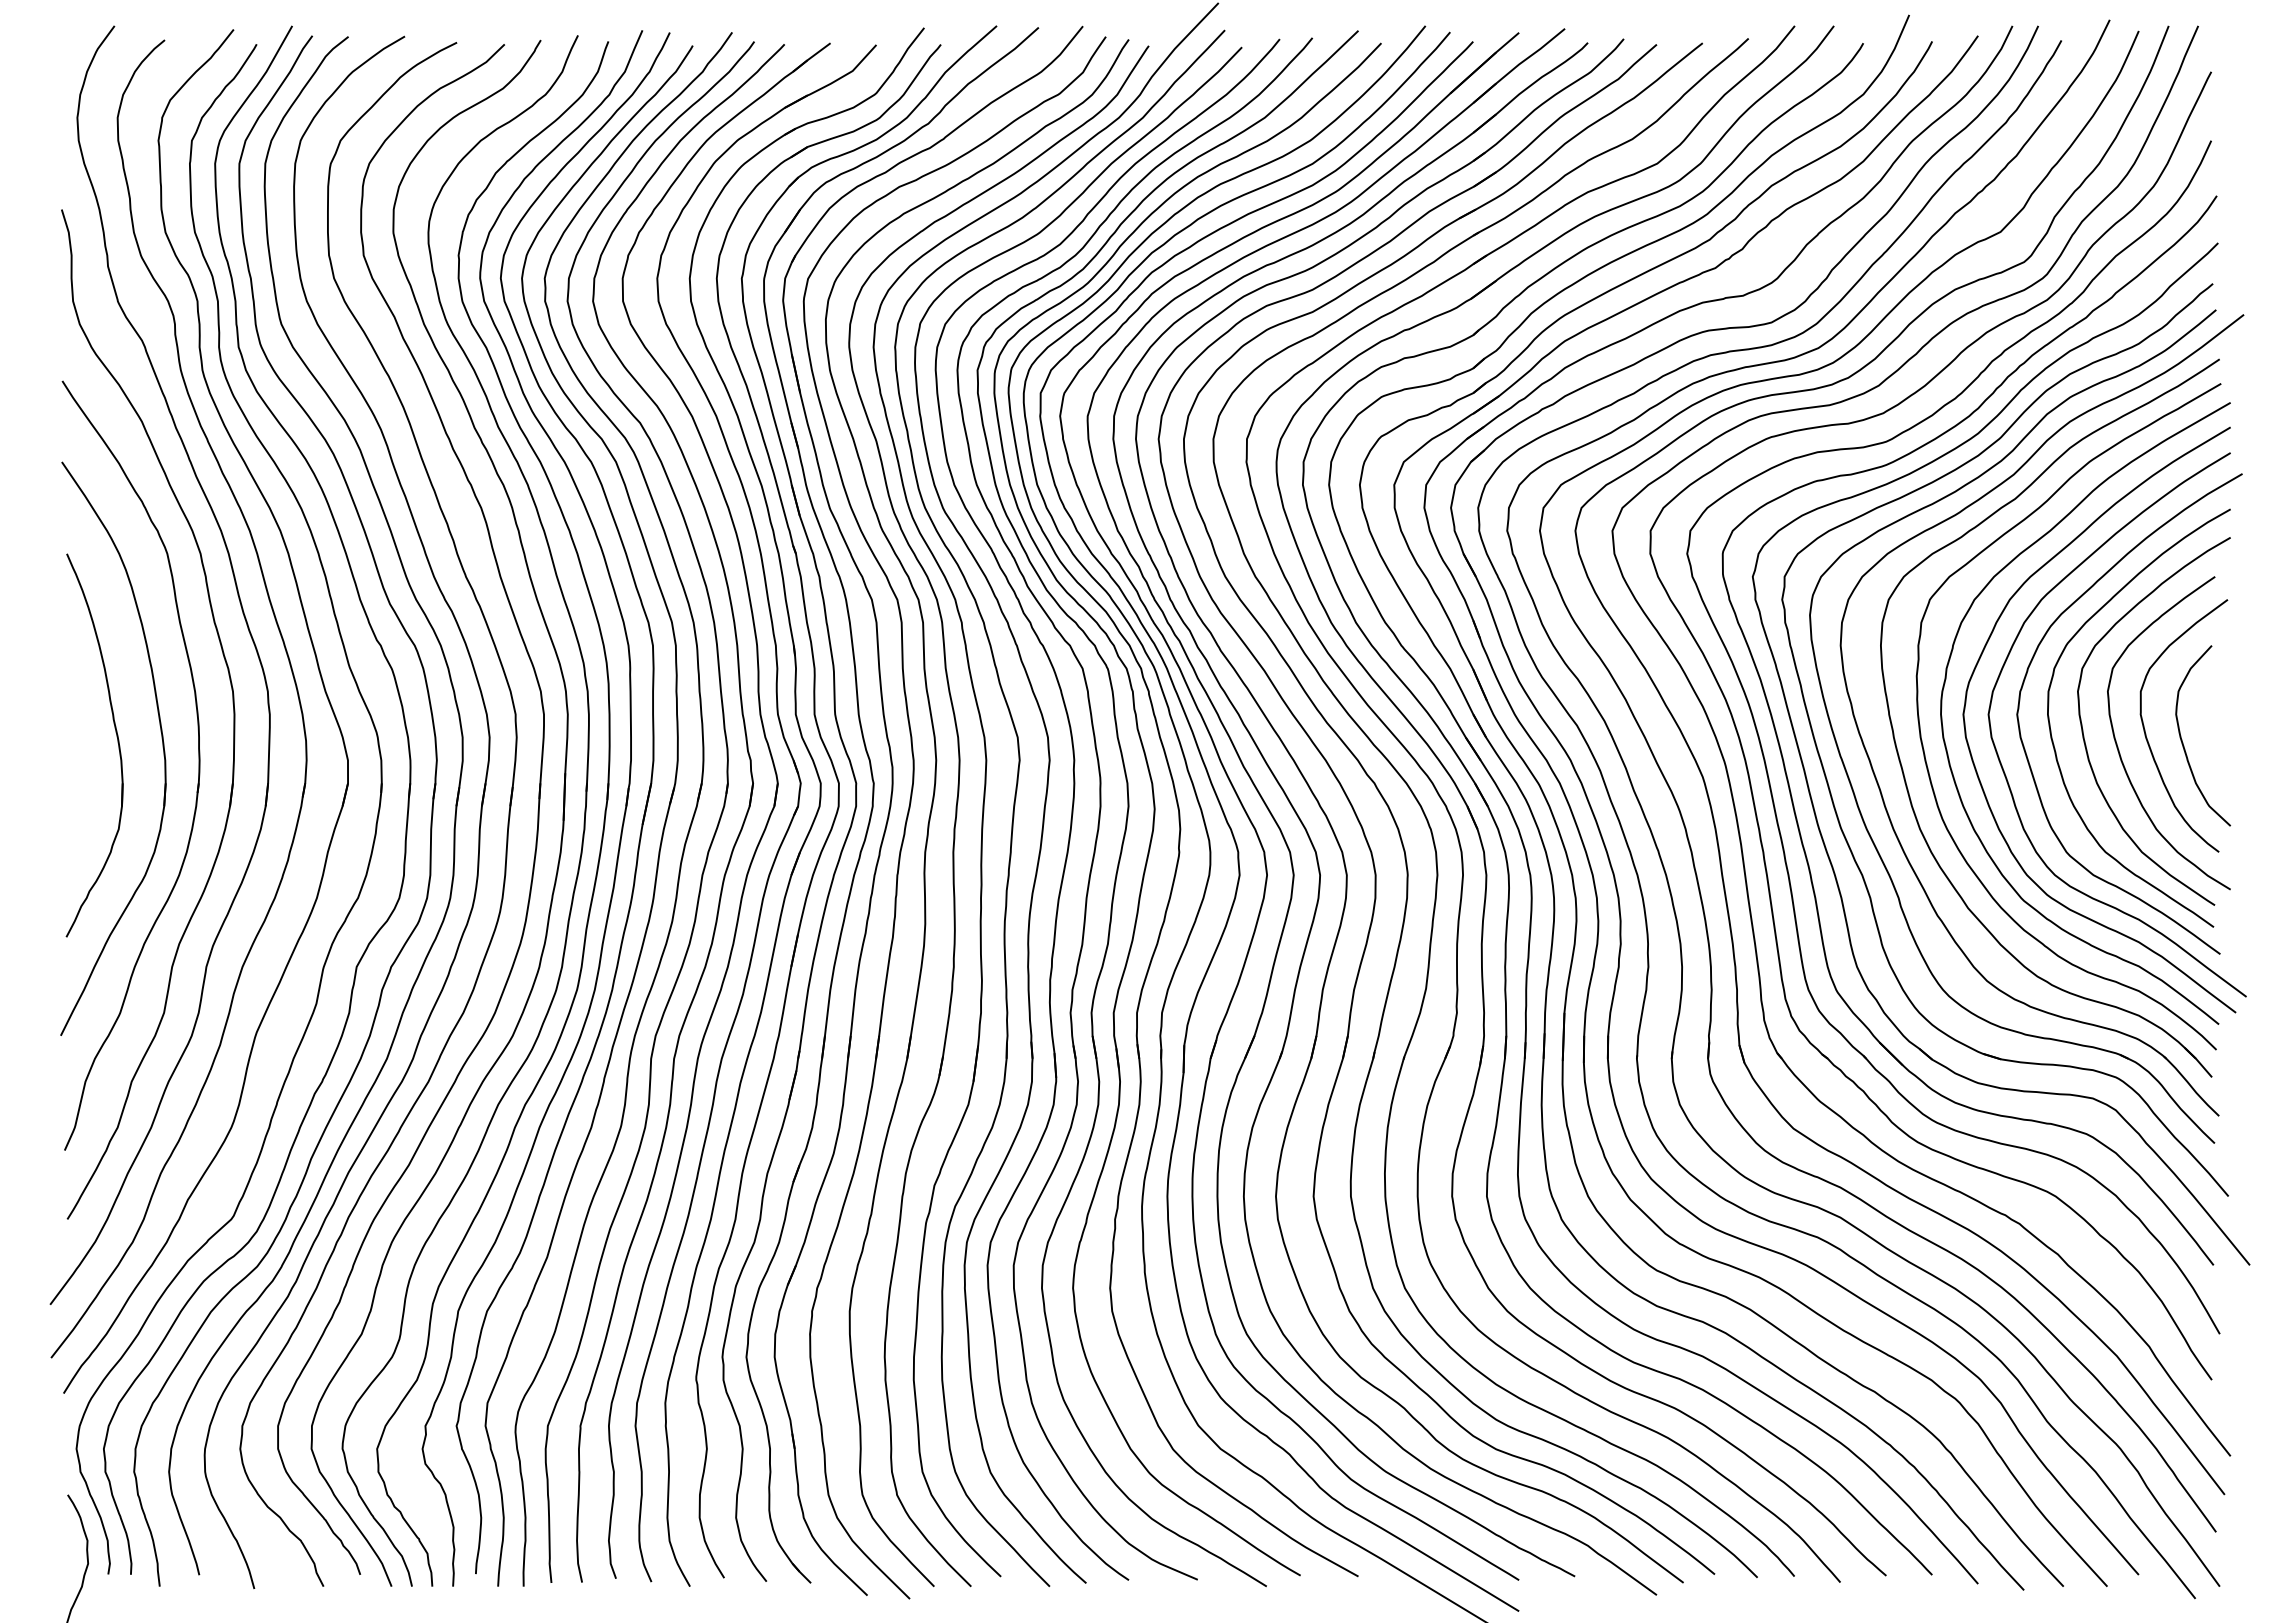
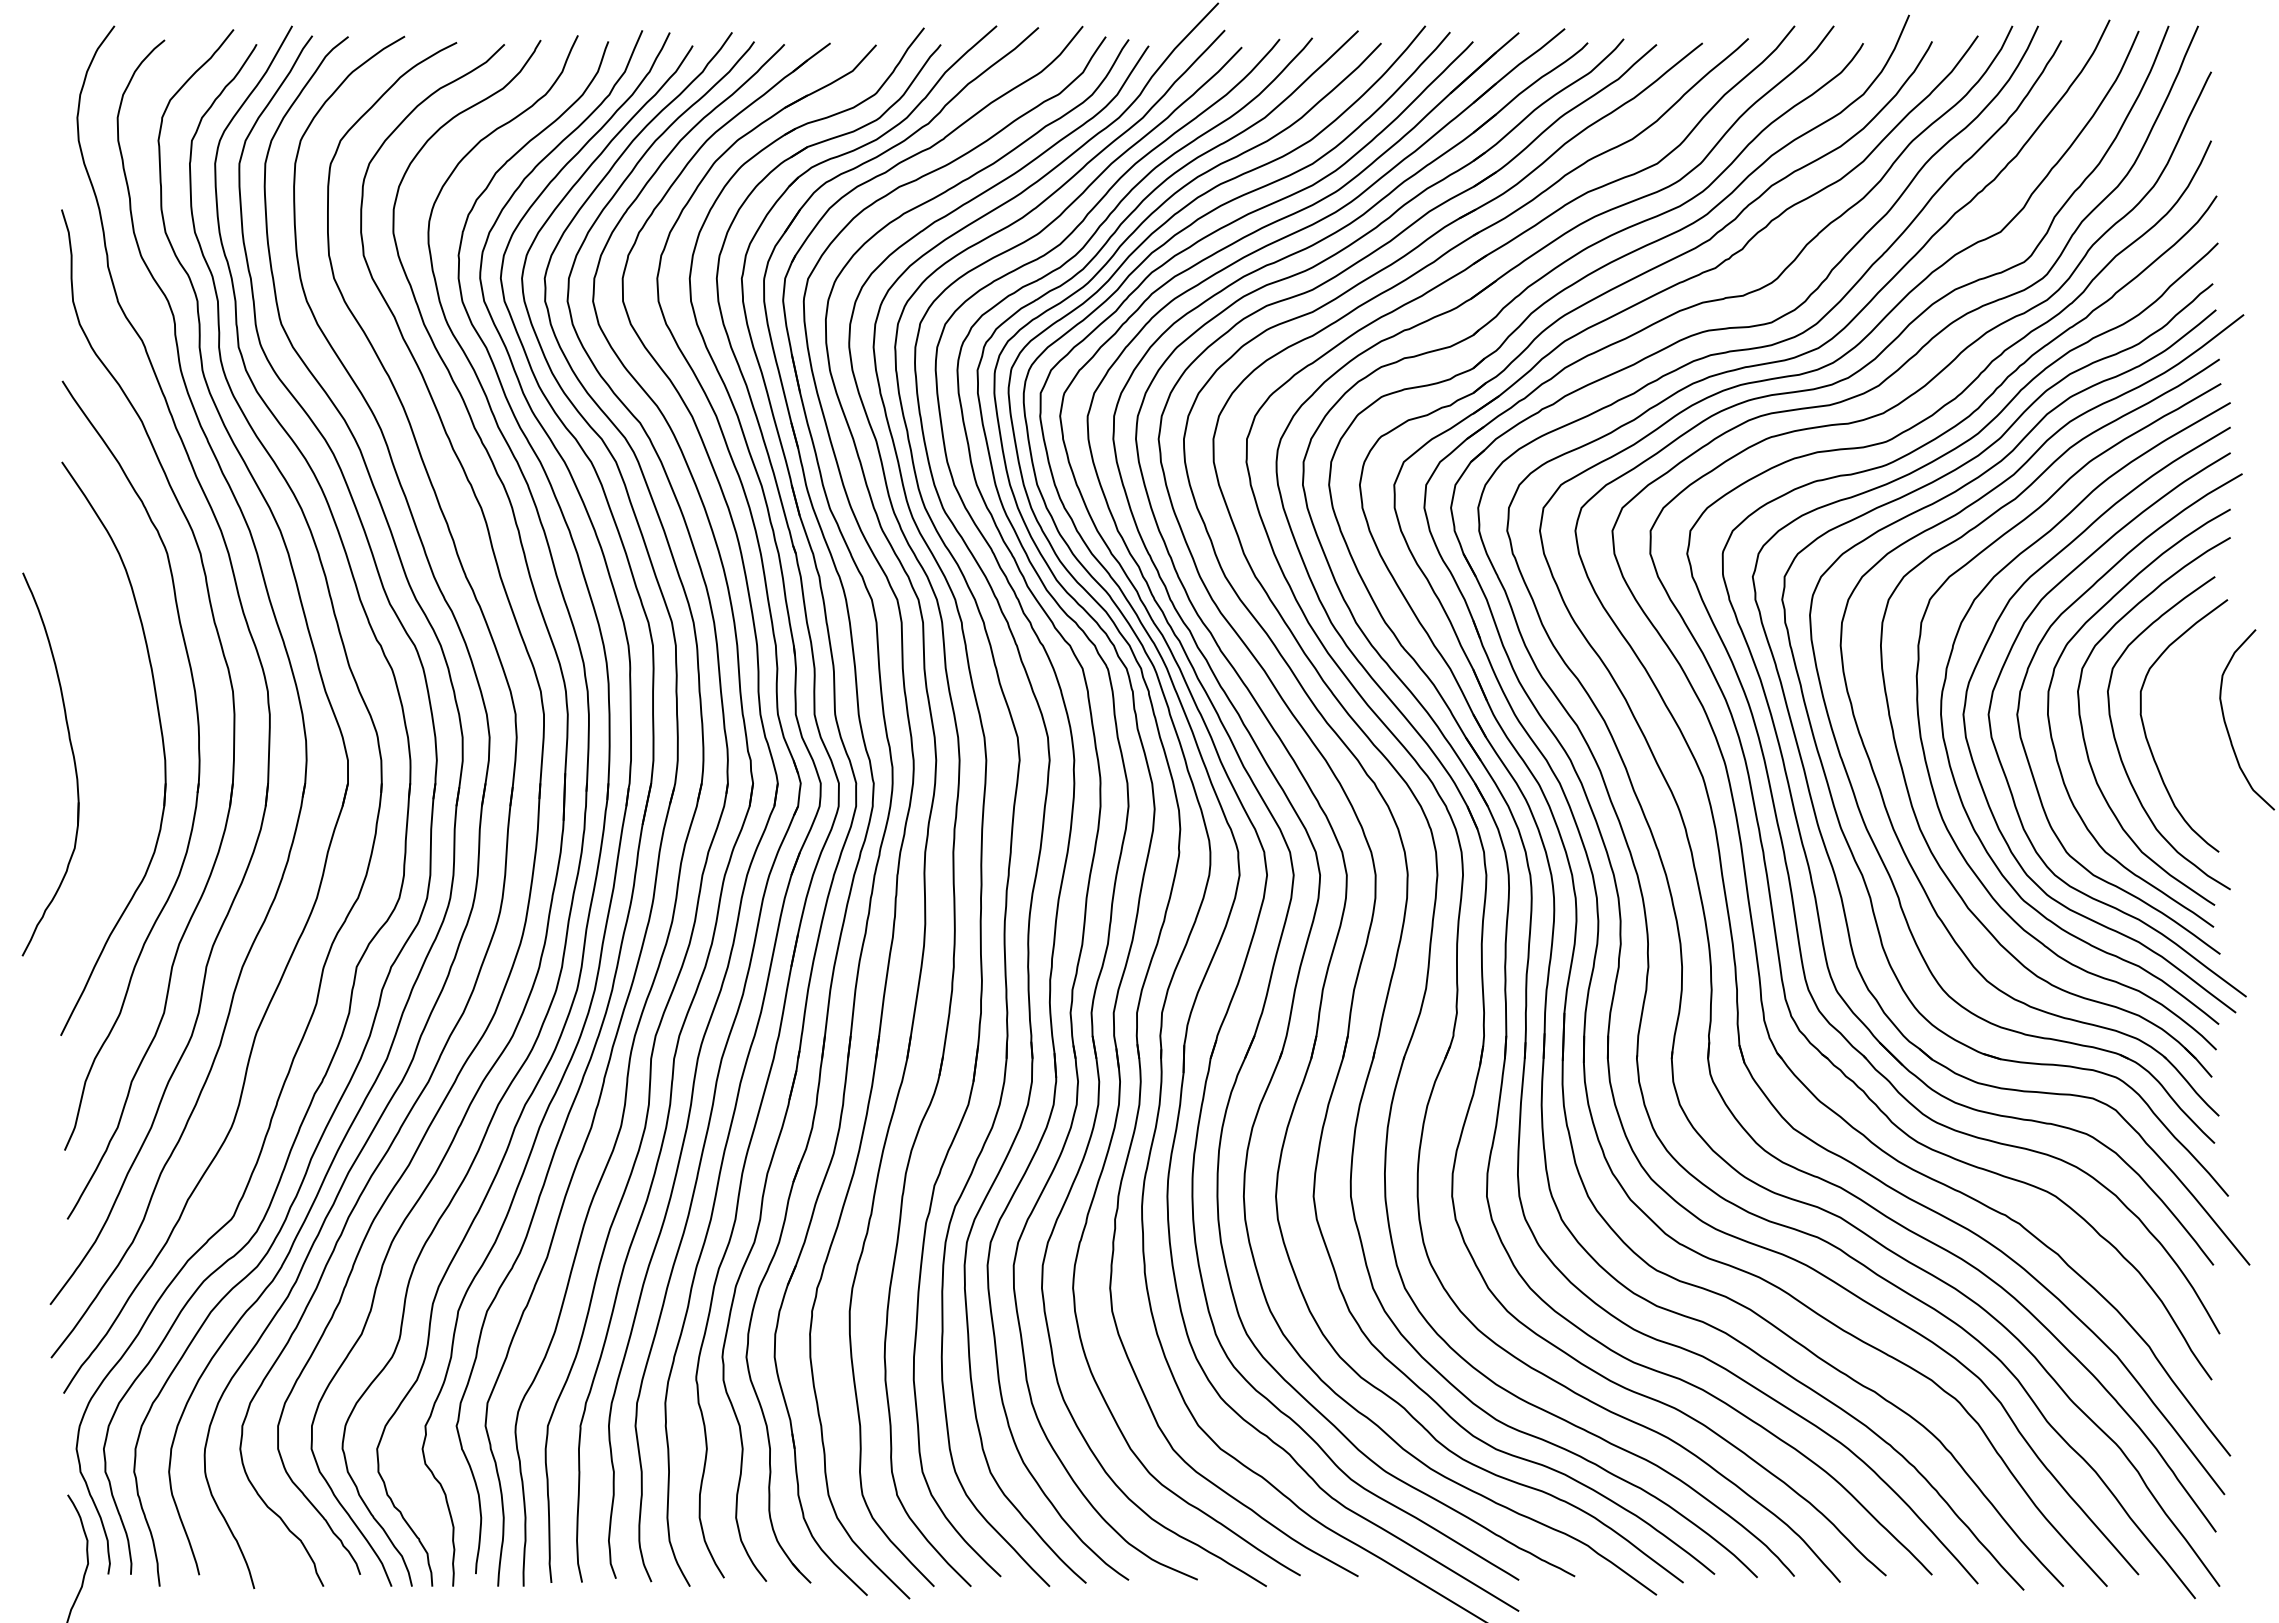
part position: (117, 742) -> (73, 761) (73, 761)
curve position: (2183, 742) -> (2227, 726) (2227, 726)
